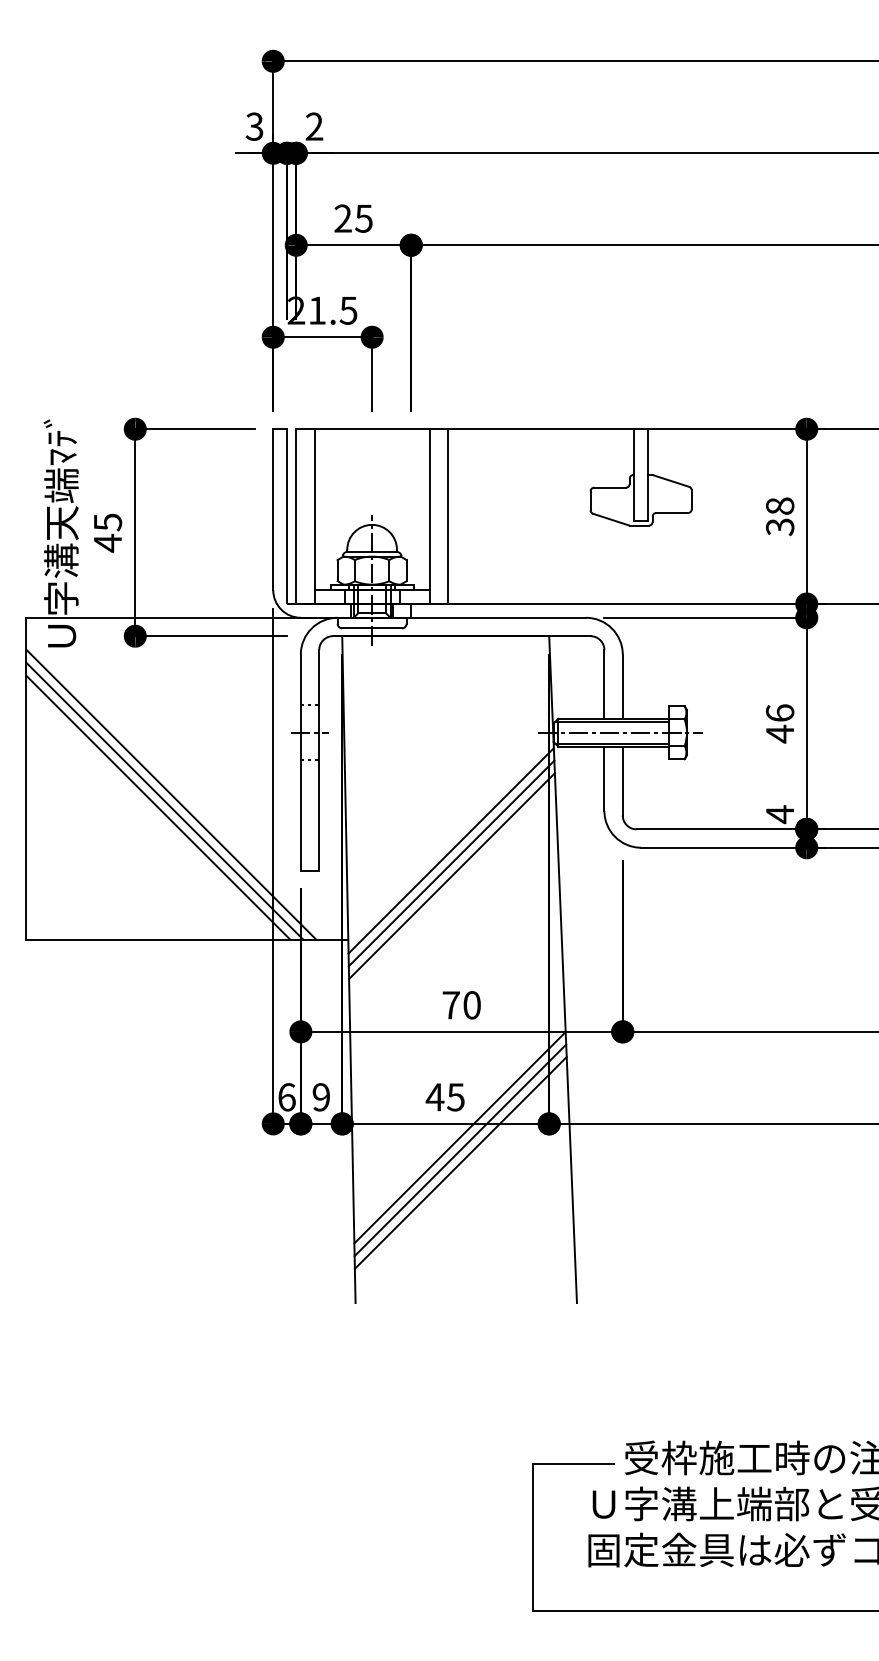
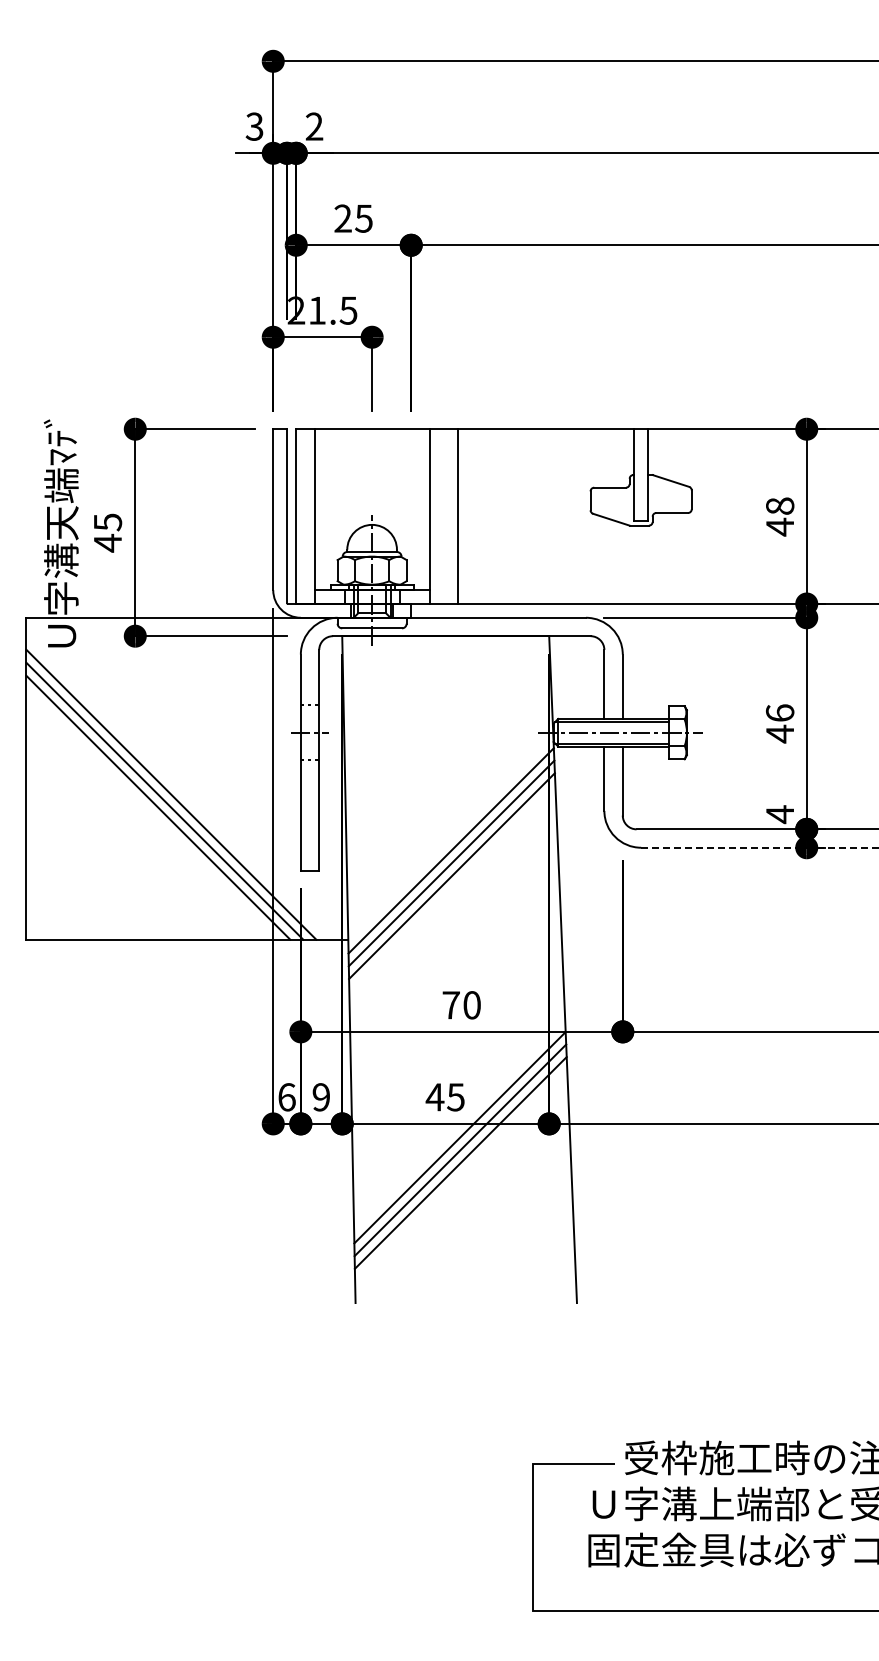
line position: (448, 516) -> (458, 516) (458, 516)
text: 38 -> 48 (780, 526)
line: solid -> dashed (760, 847)
